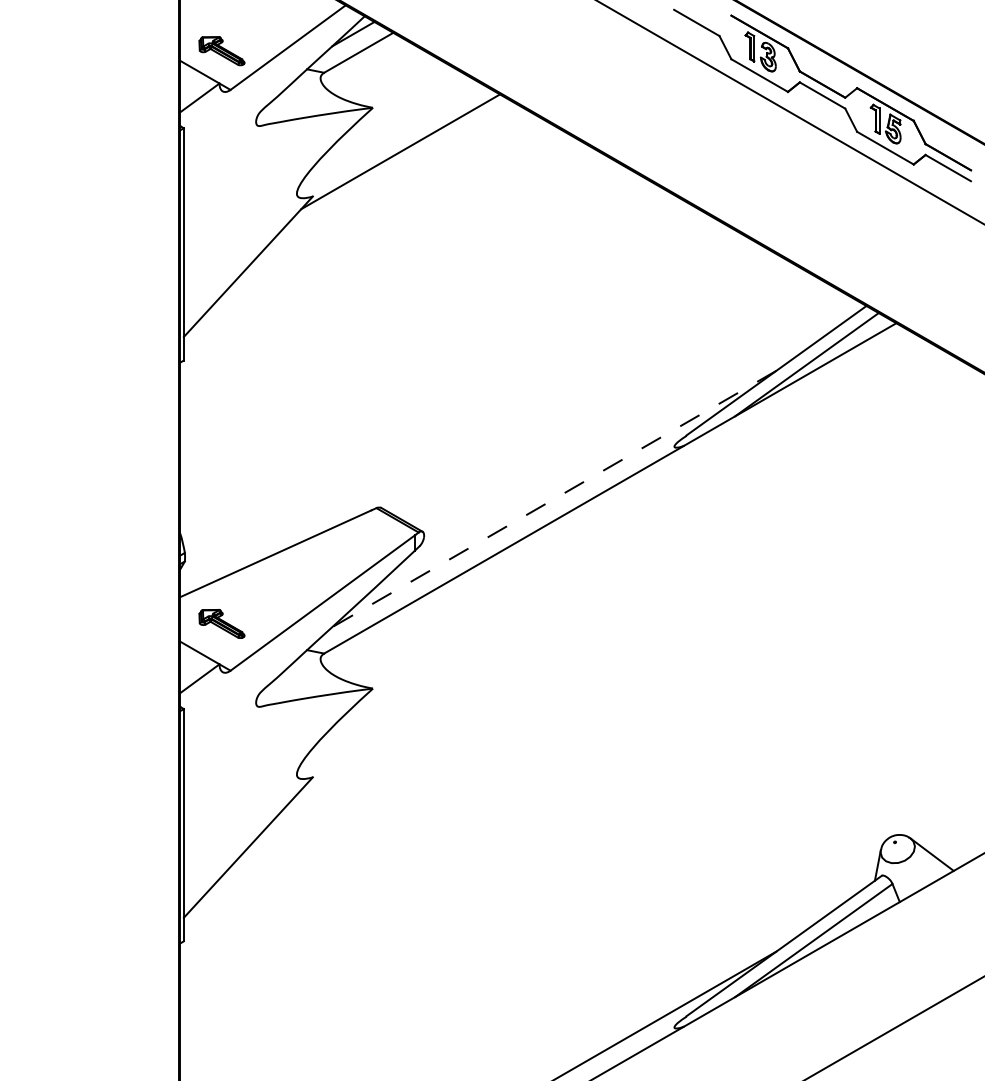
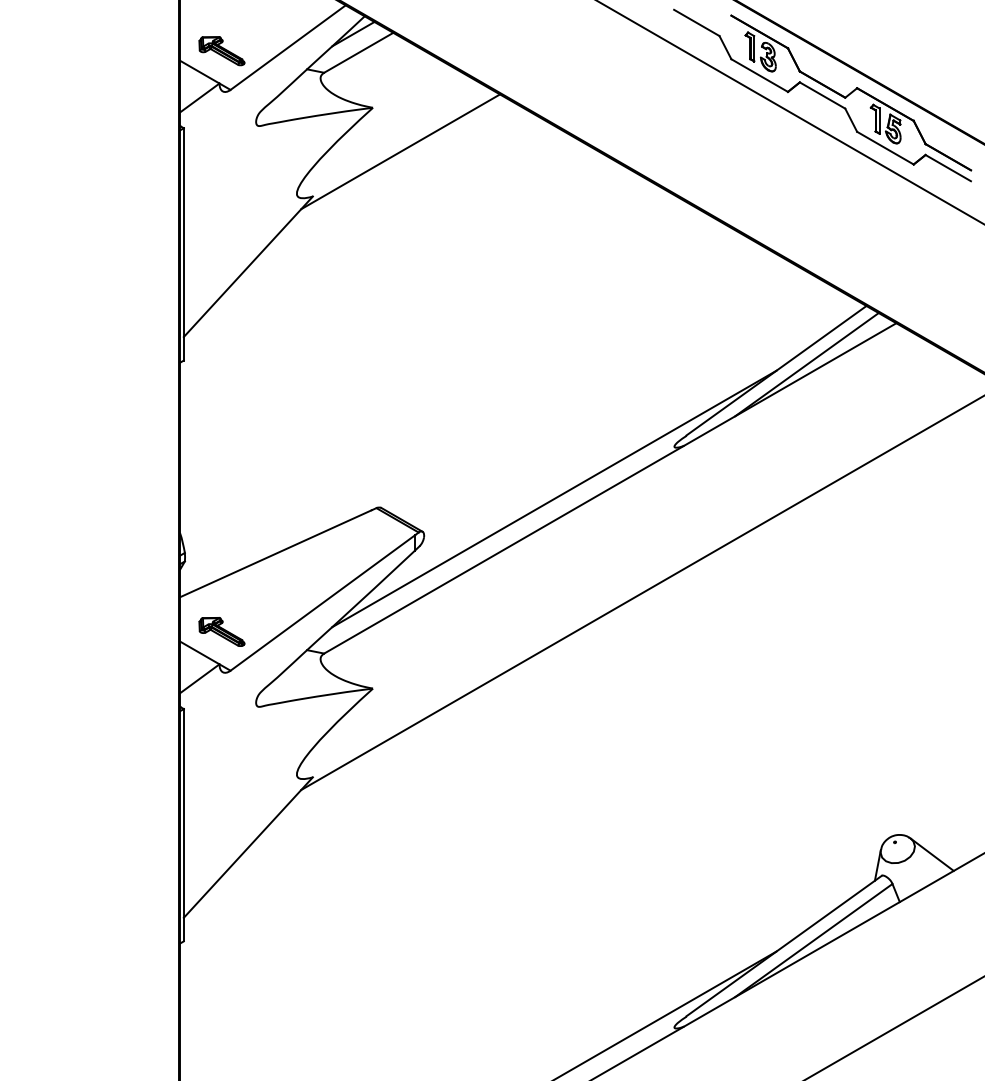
line: dashed -> solid (554, 499)
line: none -> present (641, 593)
part position: (221, 623) -> (221, 631) (221, 631)
